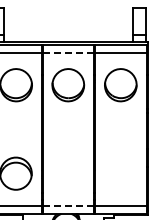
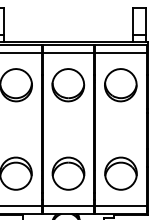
line: dashed -> solid (68, 52)
part: none -> present (68, 173)
part: none -> present (120, 173)
line: dashed -> solid (68, 206)
